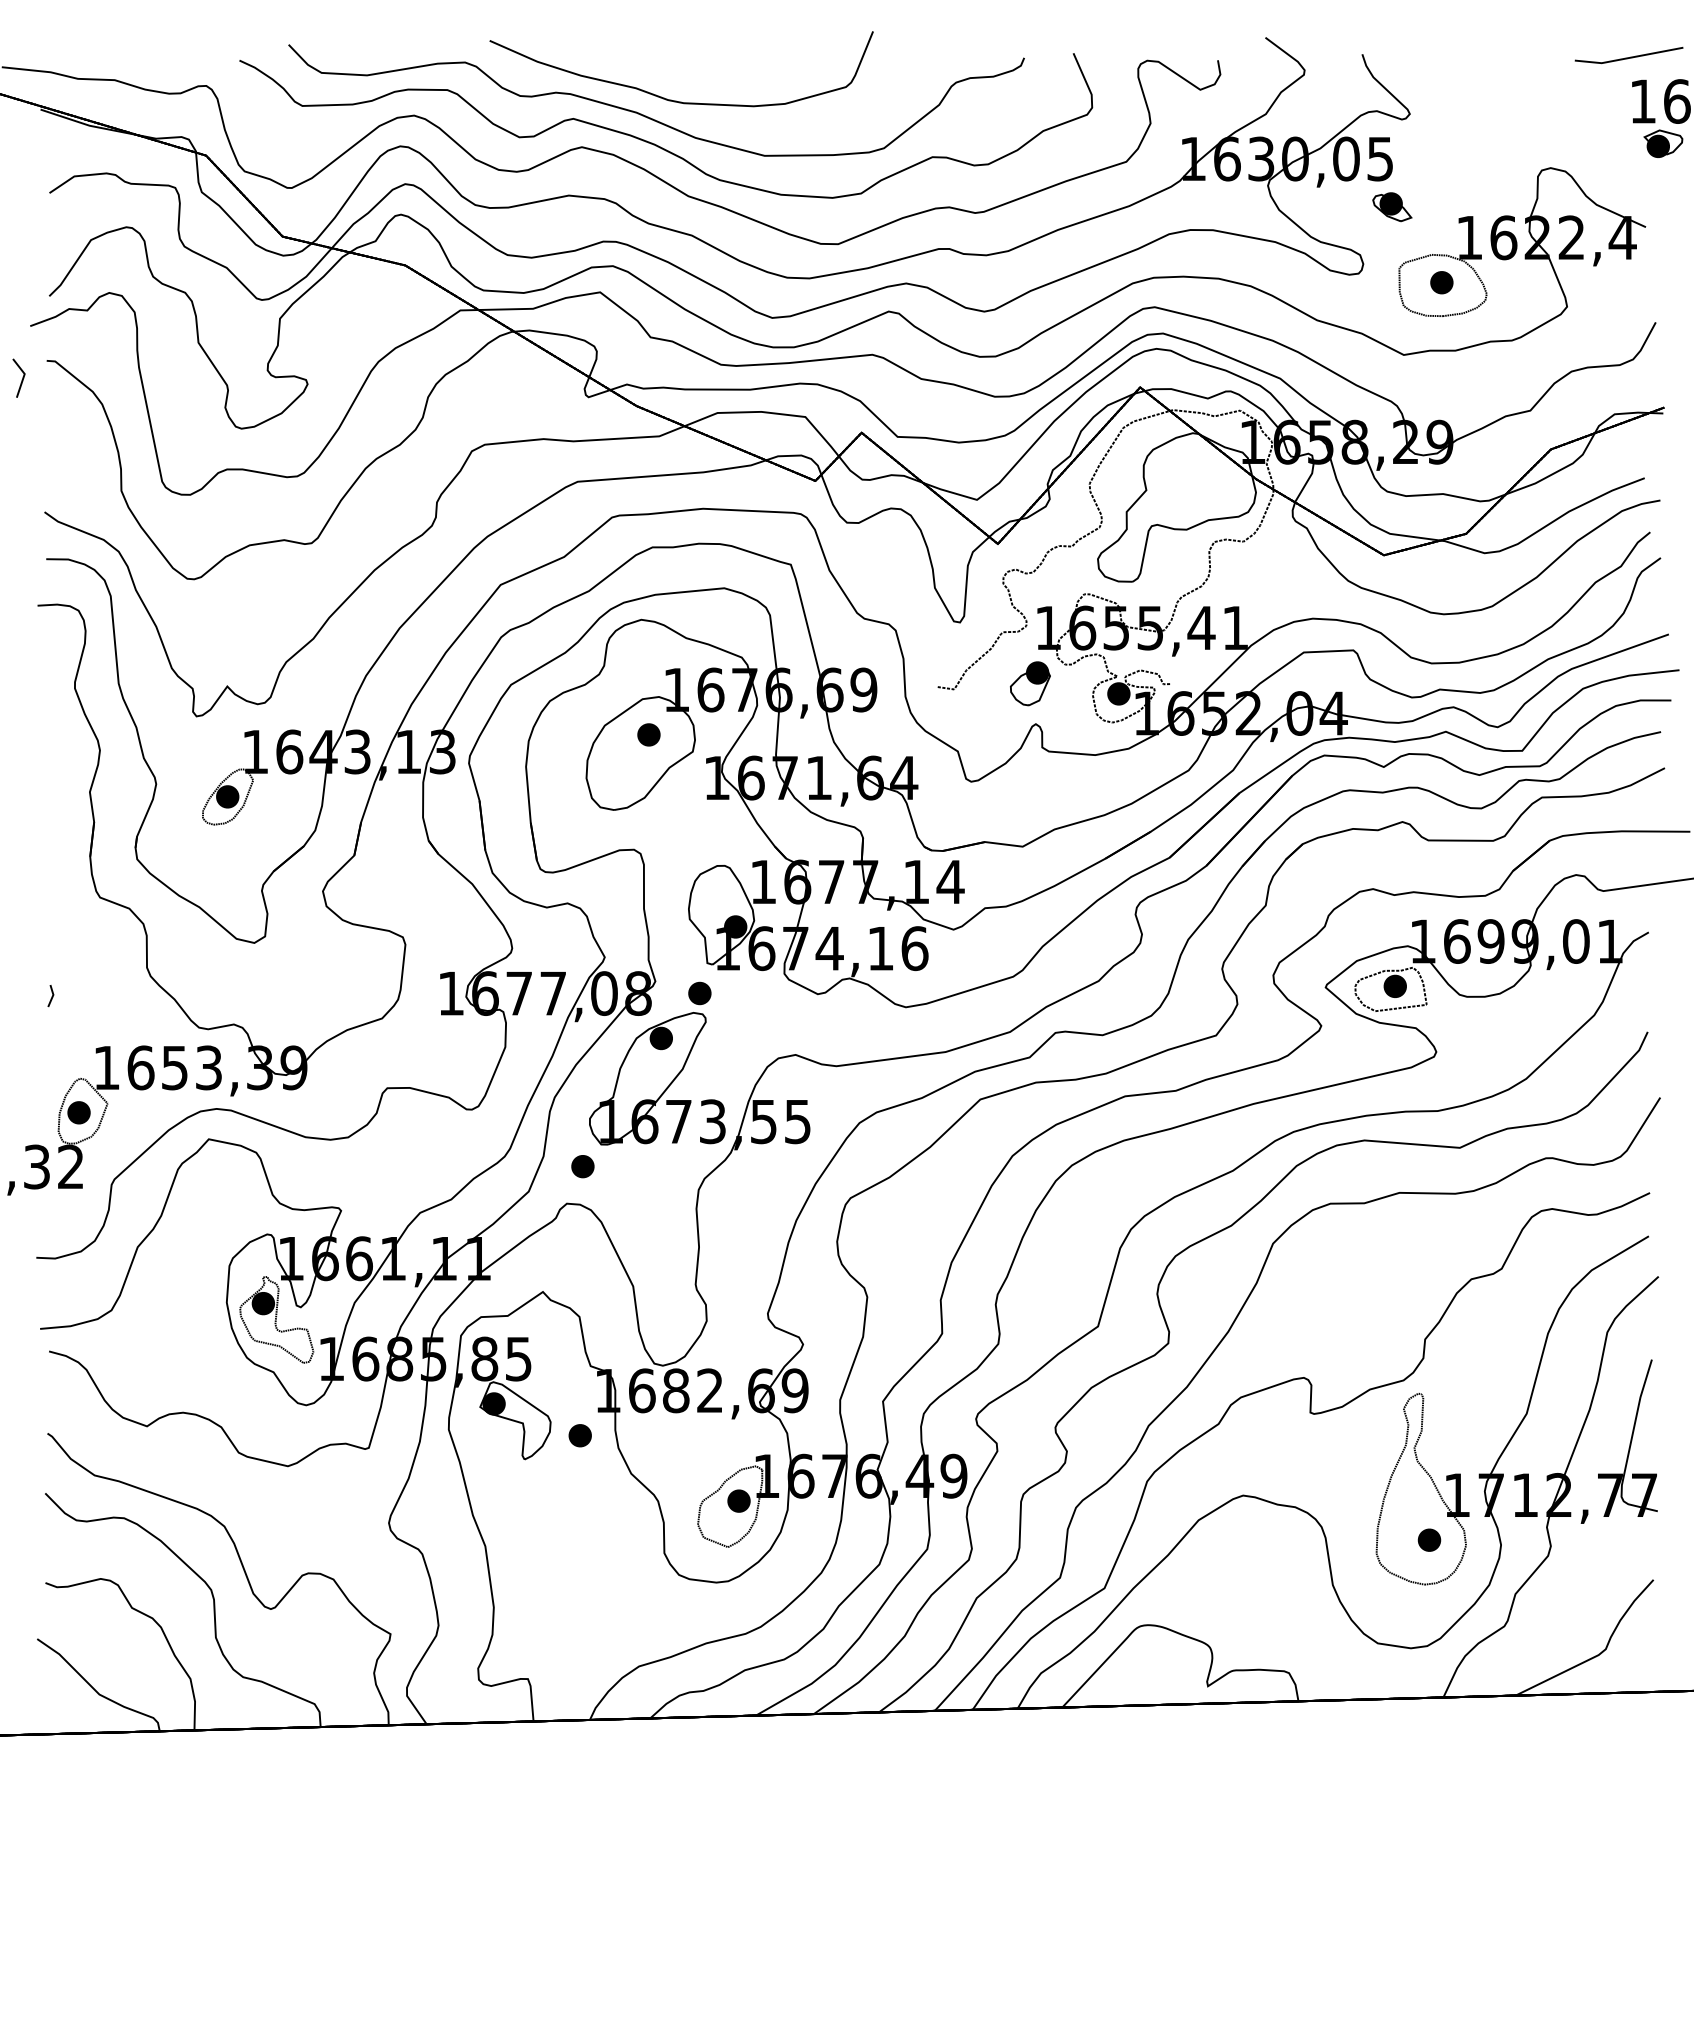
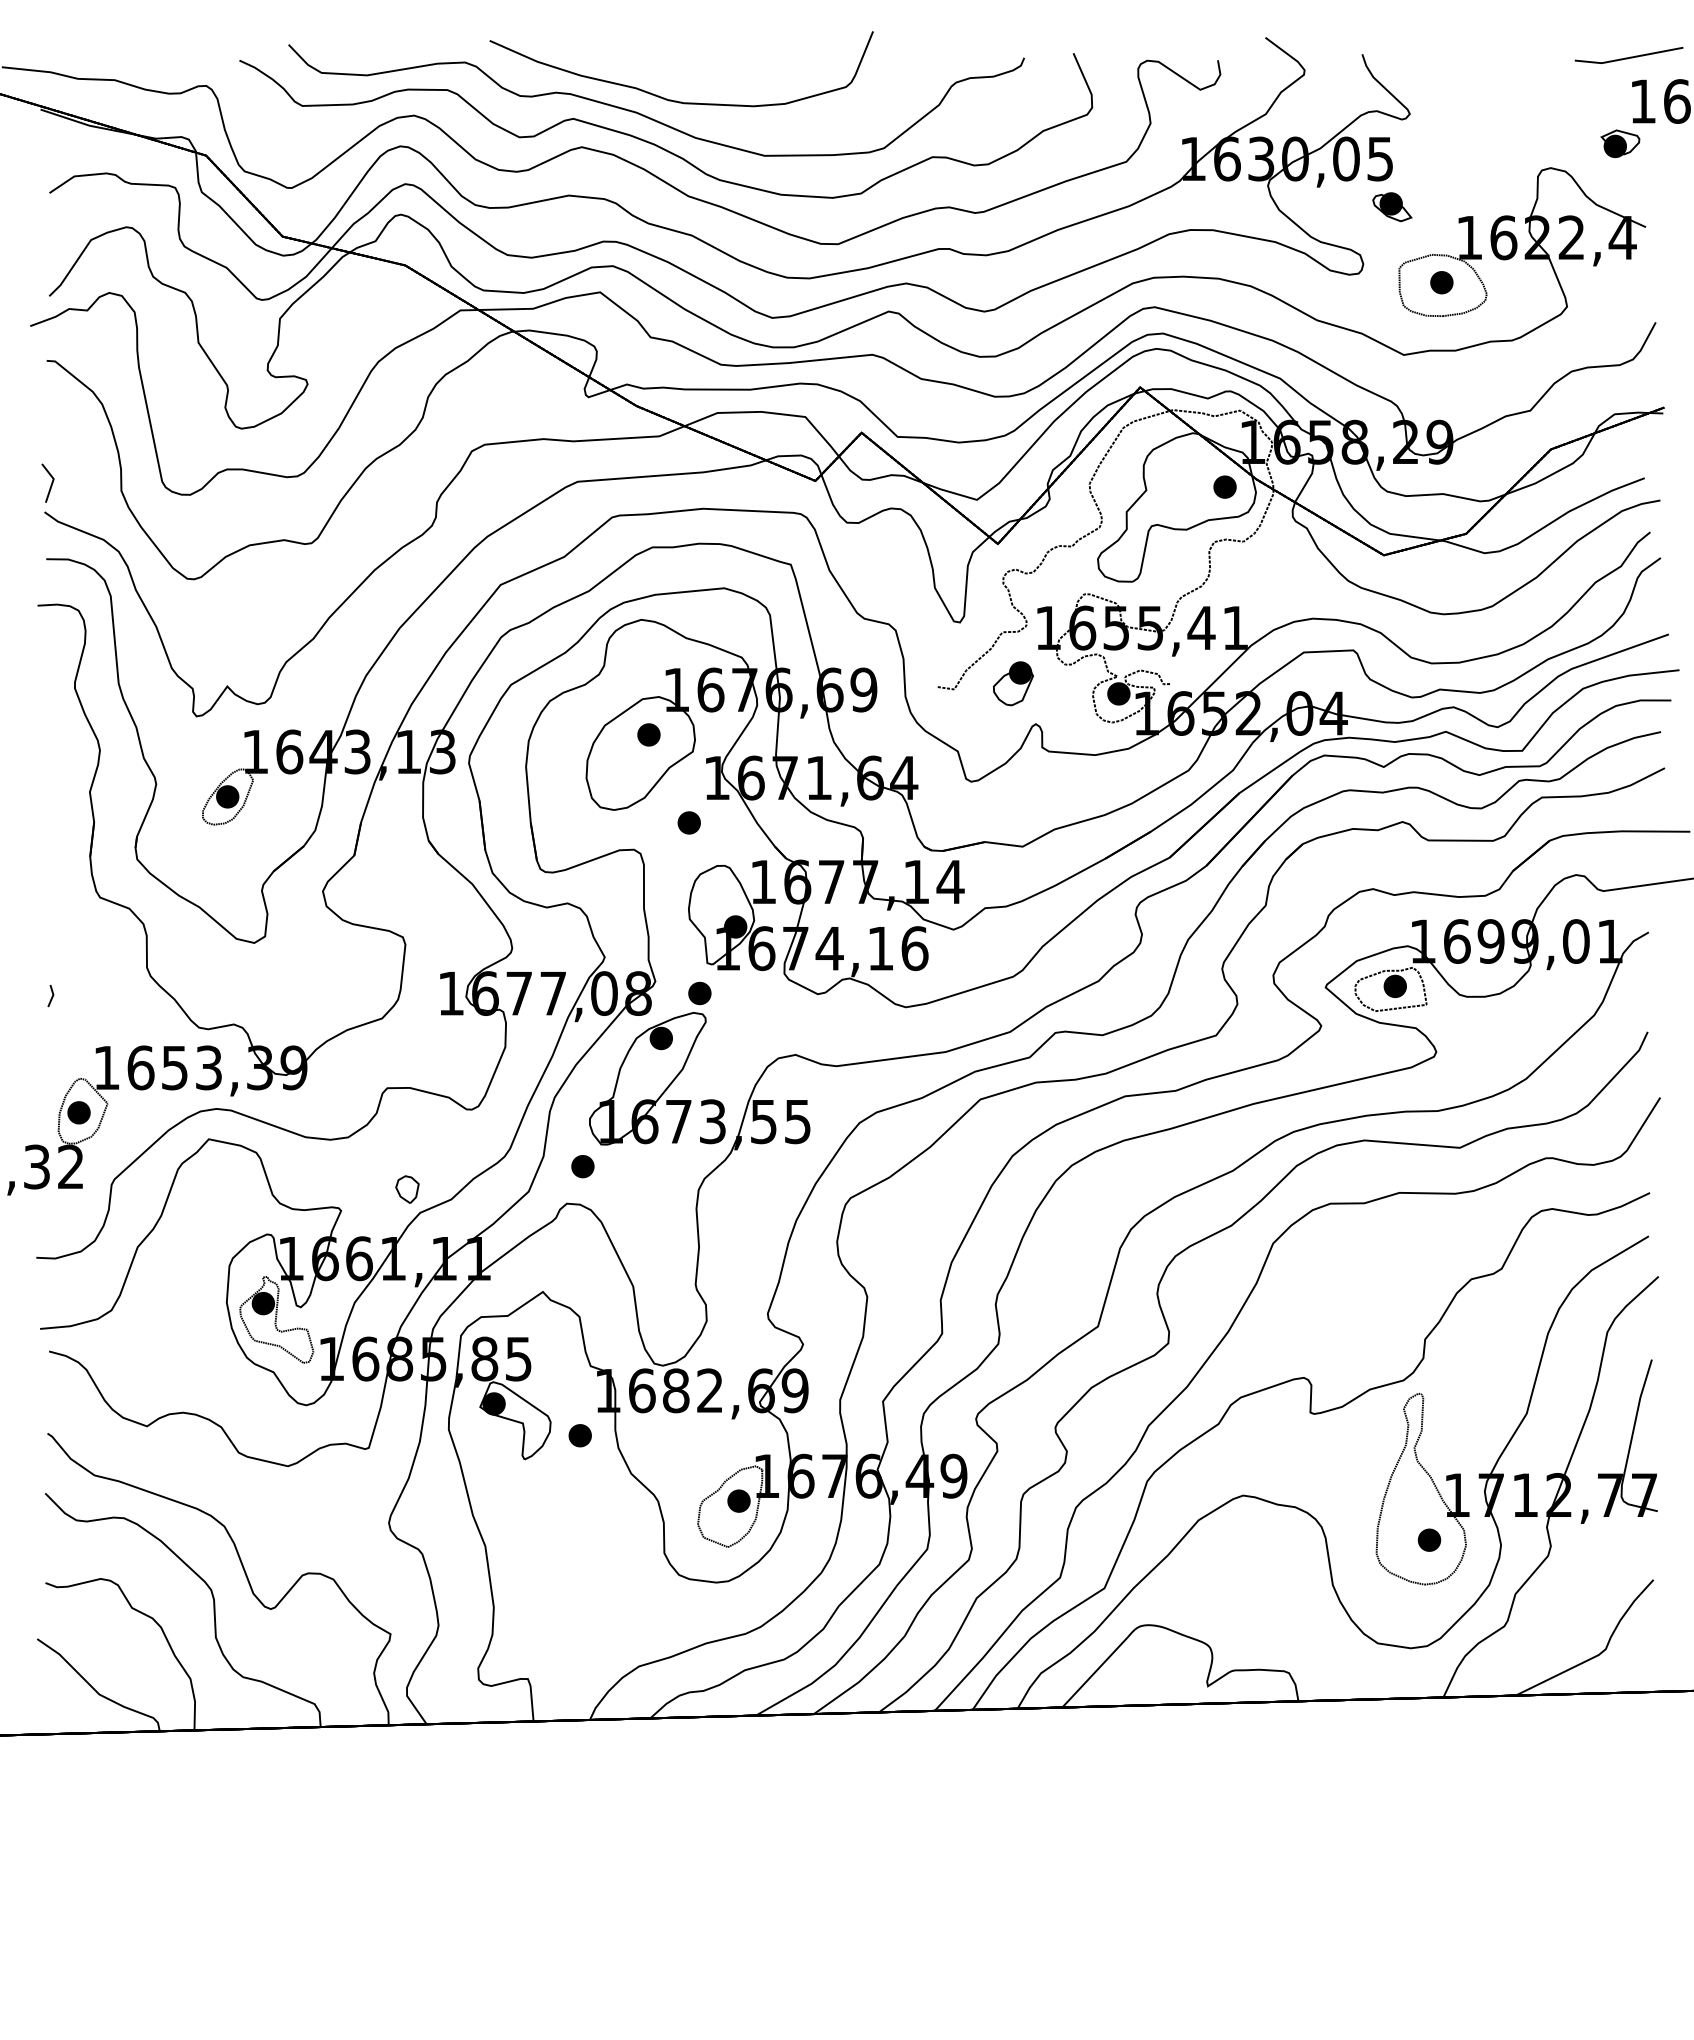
part position: (1663, 143) -> (1620, 143) (1620, 143)
line position: (22, 377) -> (51, 482) (51, 482)
part: none -> present (1224, 486)
part position: (1030, 683) -> (1013, 683) (1013, 683)
part: none -> present (688, 822)
part: none -> present (407, 1189)
